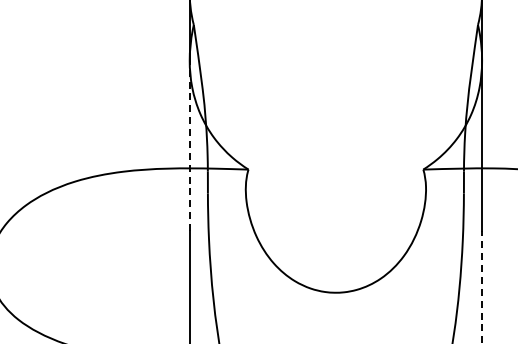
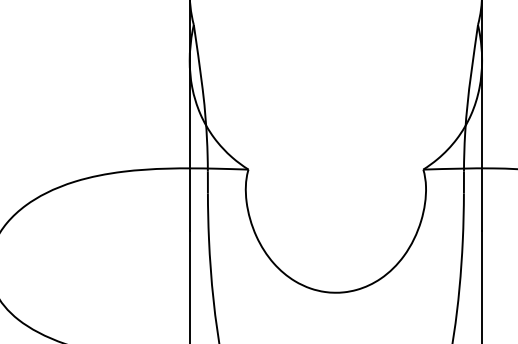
line: dashed -> solid (189, 145)
line: dashed -> solid (482, 286)
